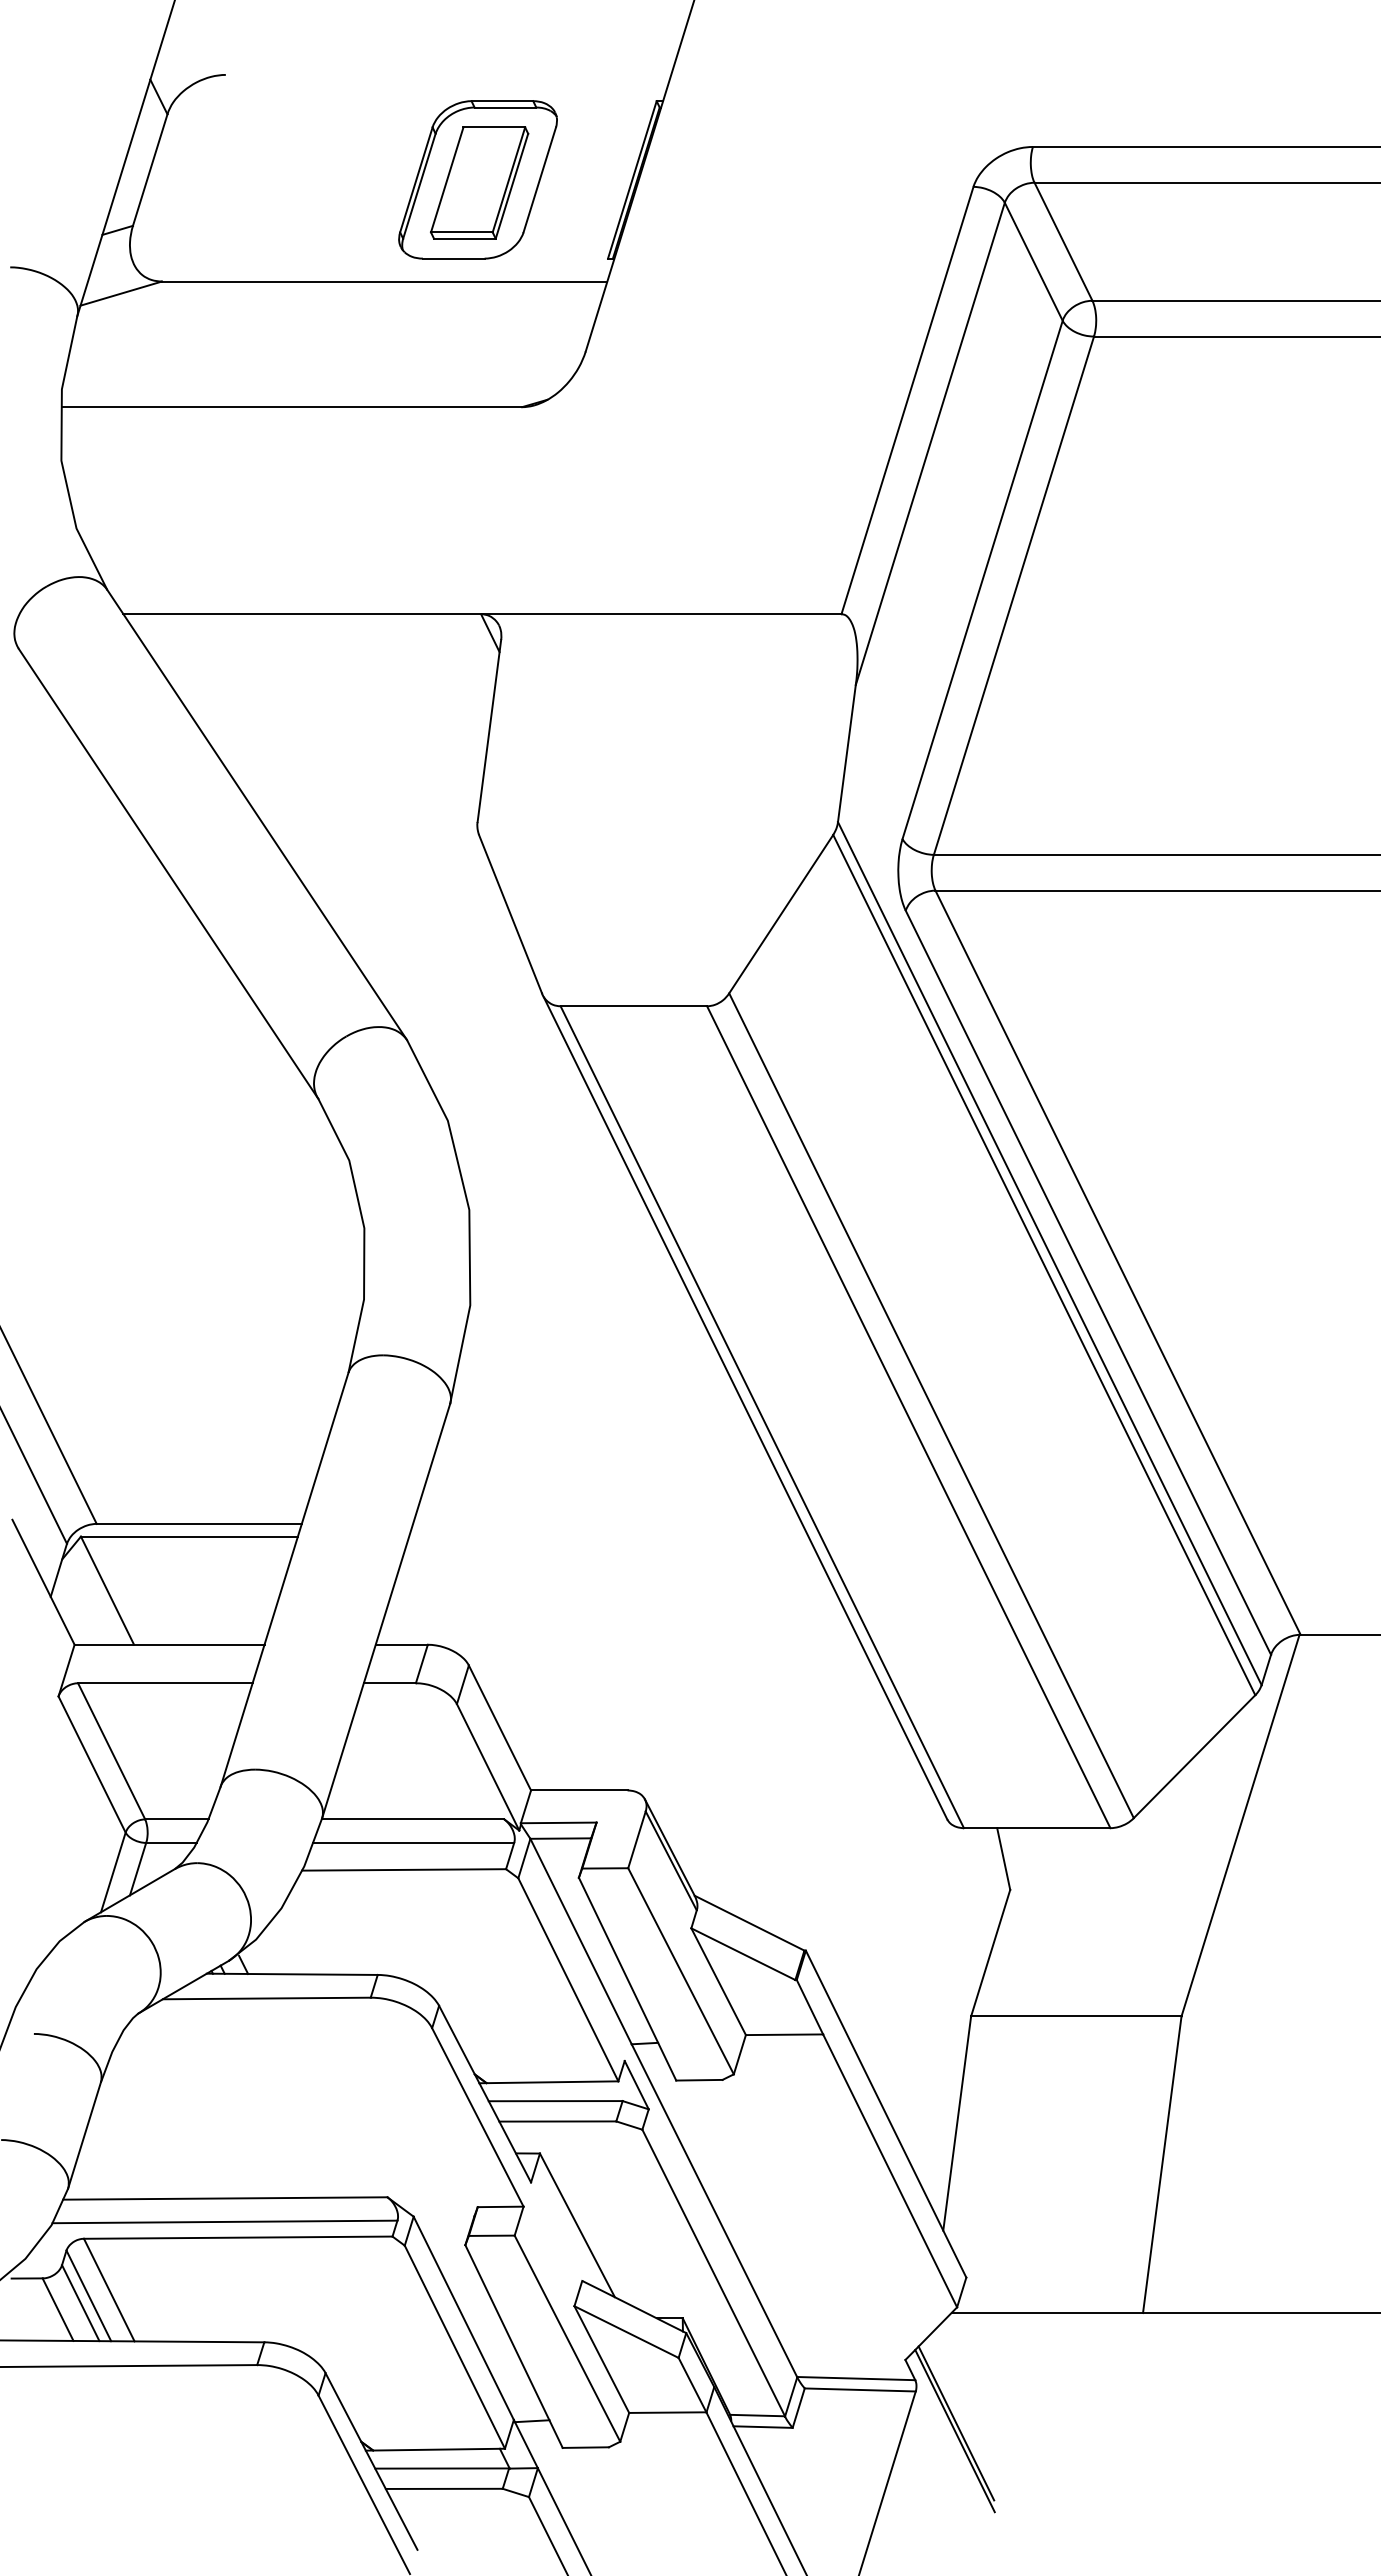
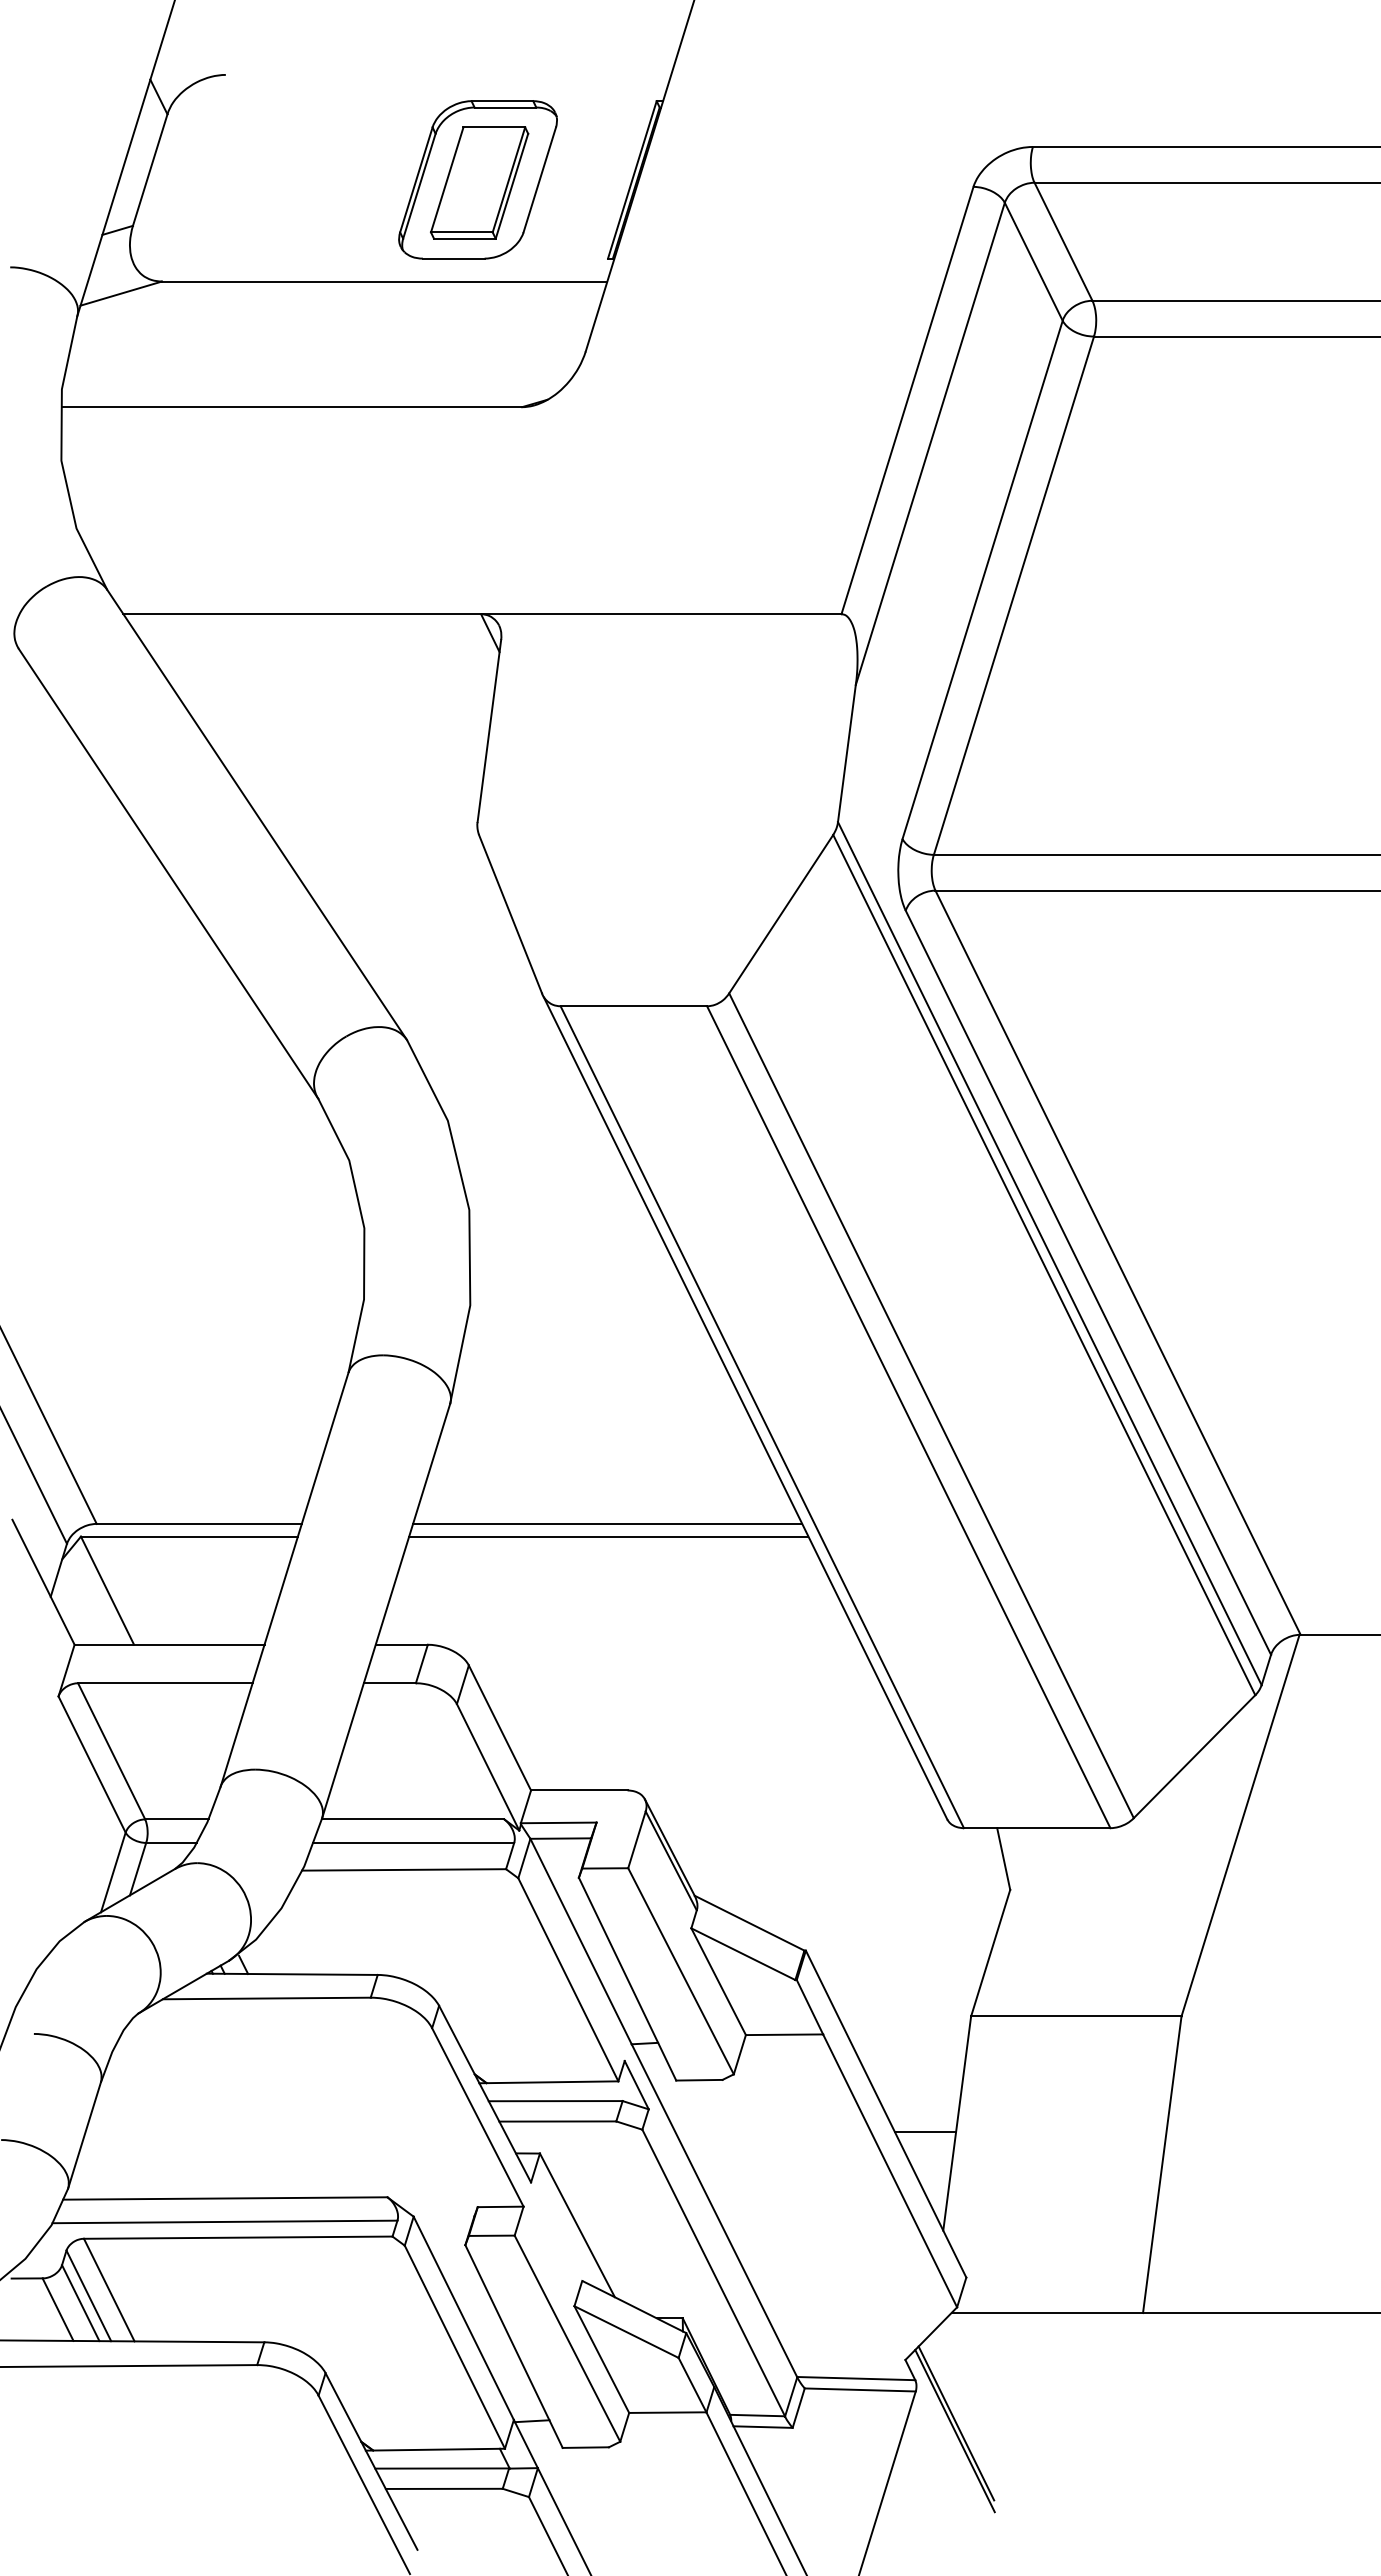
line: none -> present (607, 1523)
line: none -> present (608, 1536)
line: none -> present (925, 2132)
